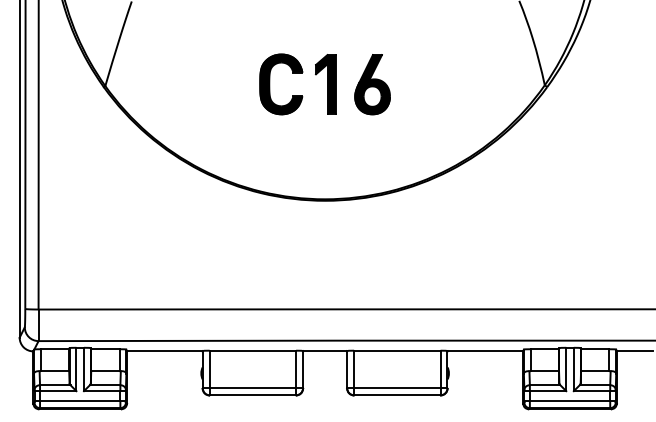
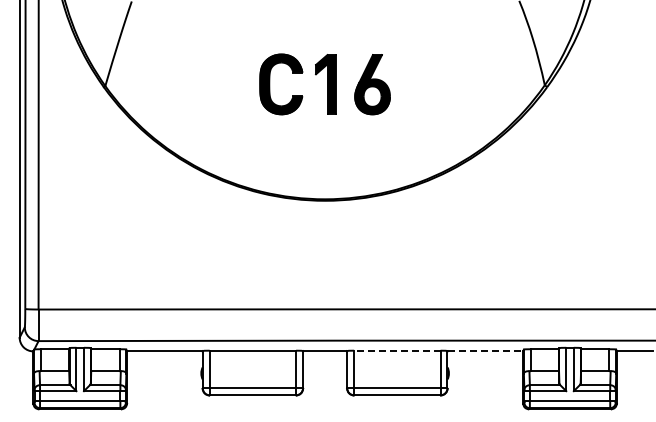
line: solid -> dashed (396, 350)
line: solid -> dashed (485, 351)
